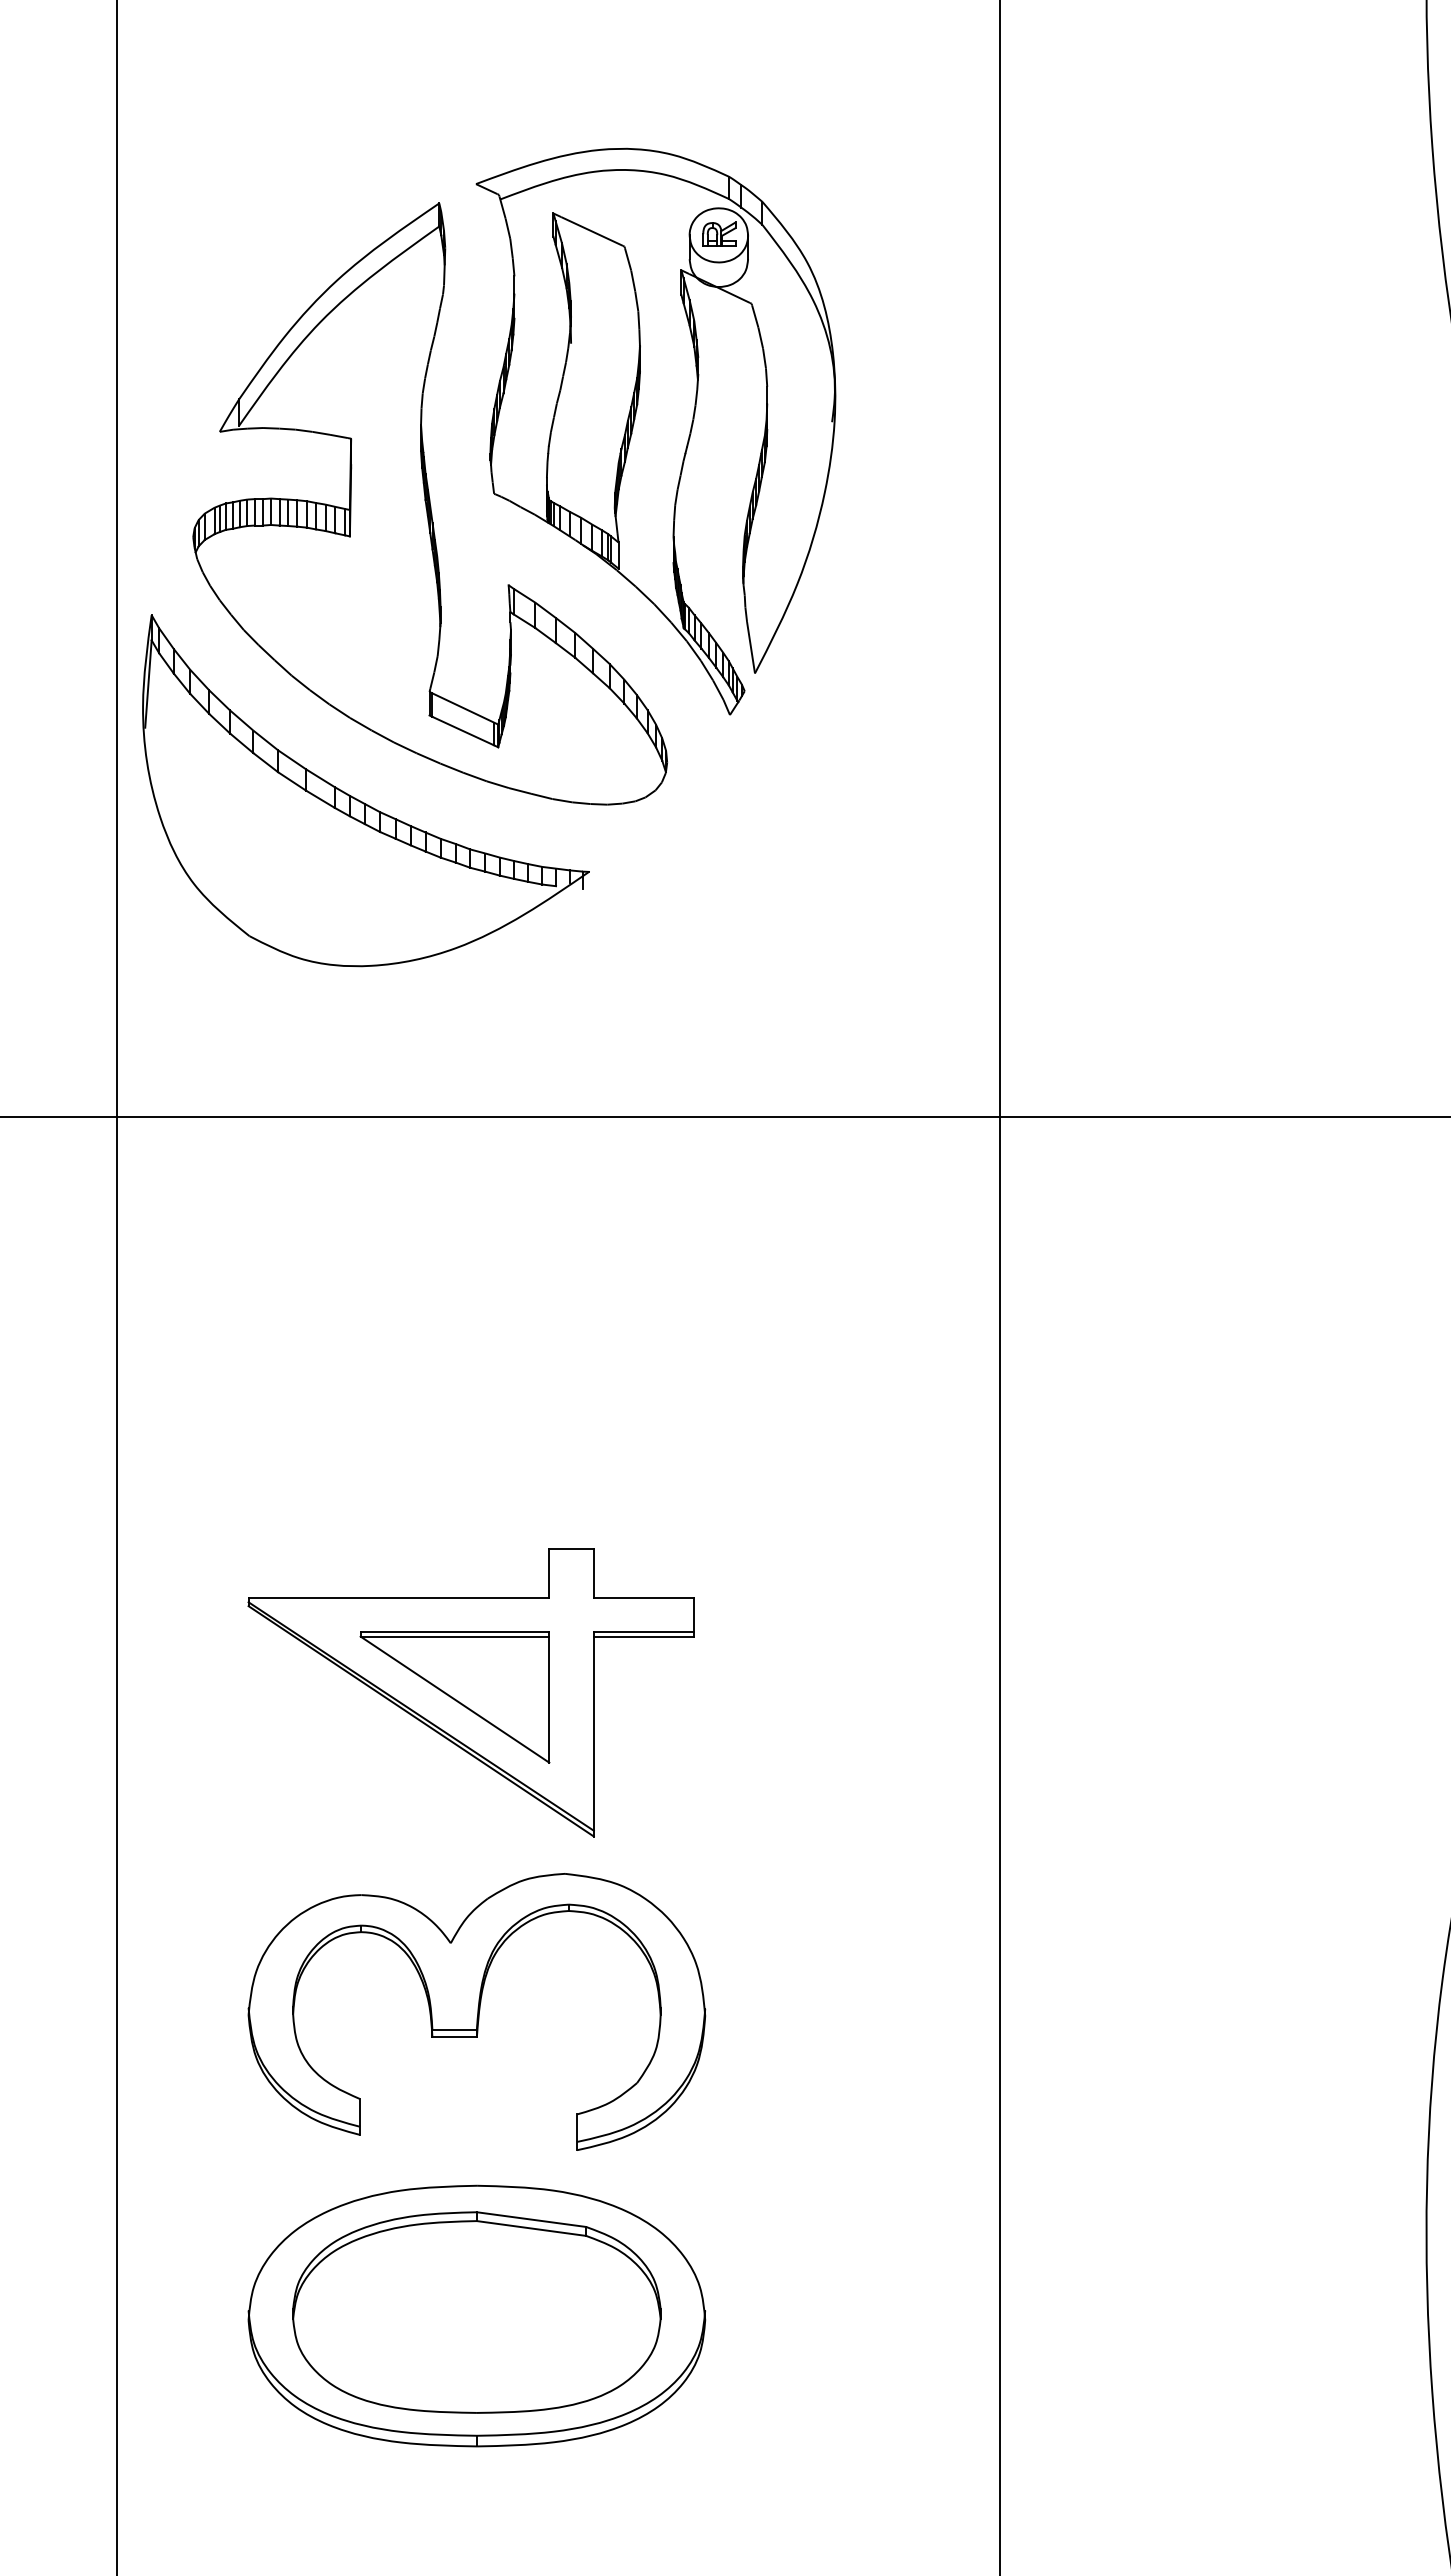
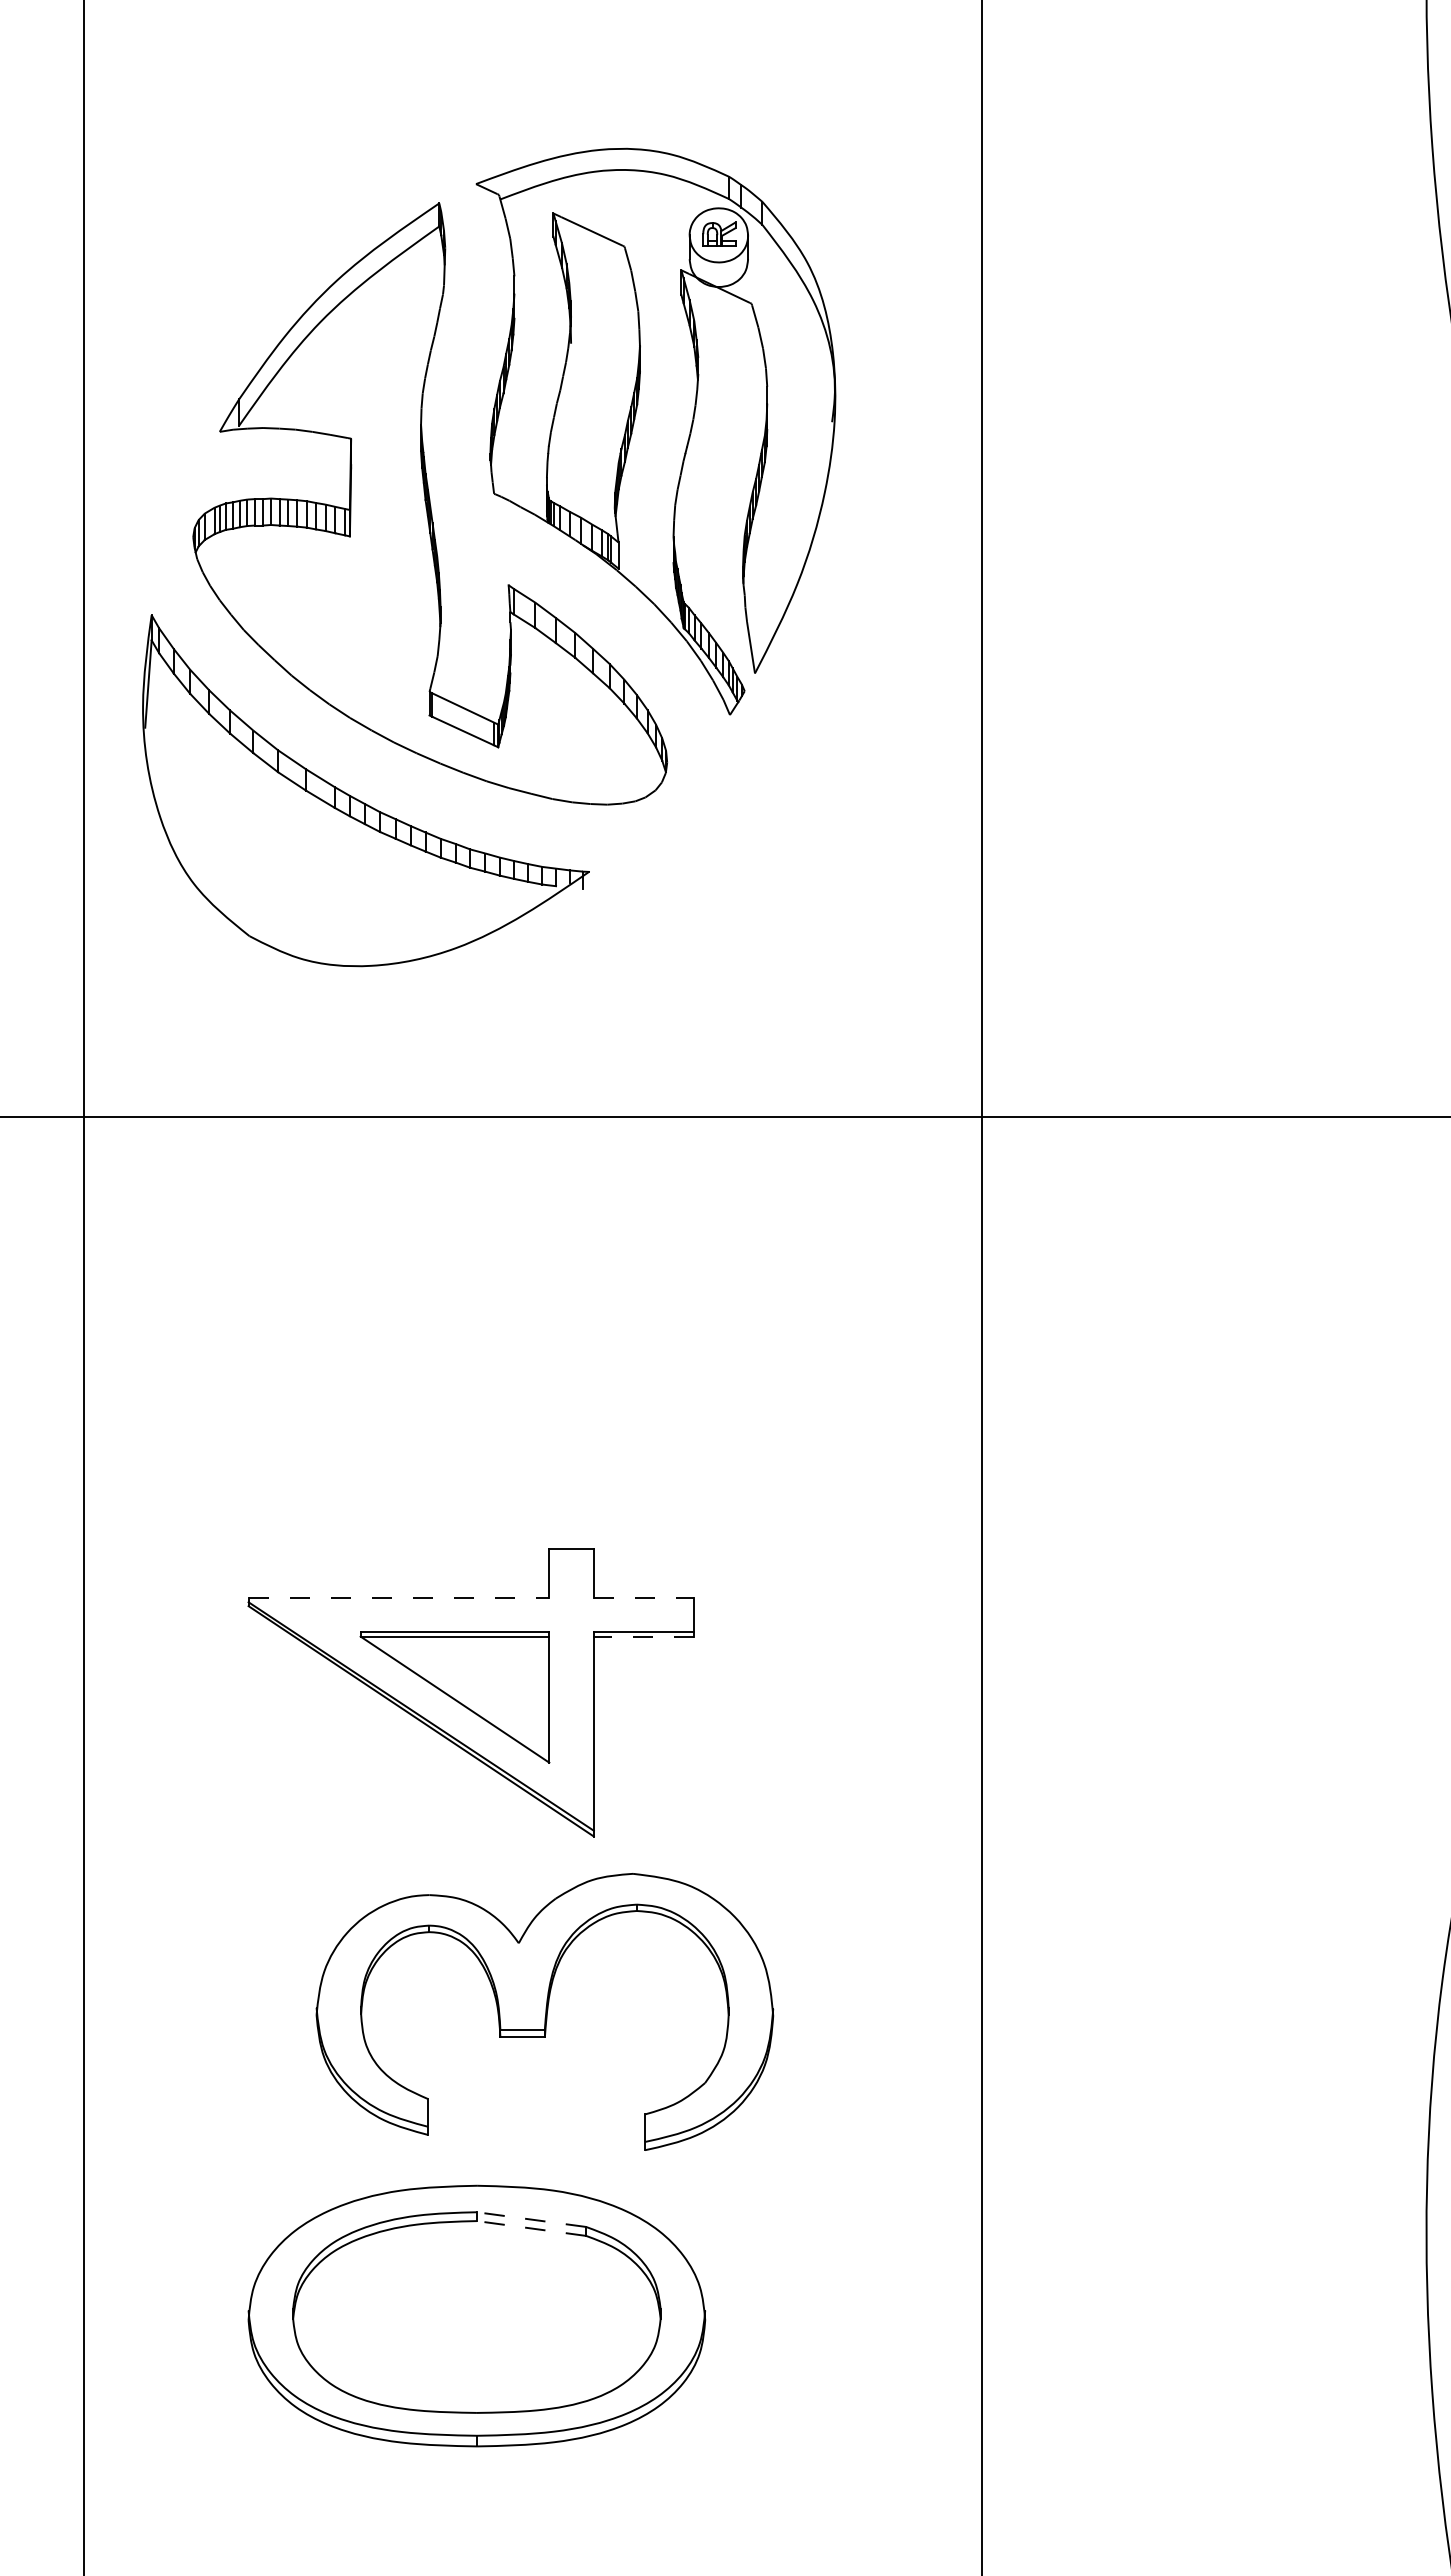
line position: (117, 1287) -> (84, 1287) (84, 1287)
line position: (1000, 1287) -> (982, 1287) (982, 1287)
line: solid -> dashed (399, 1598)
line: solid -> dashed (644, 1598)
line: solid -> dashed (643, 1636)
part position: (476, 2011) -> (544, 2011) (544, 2011)
line: solid -> dashed (531, 2219)
line: solid -> dashed (531, 2228)
